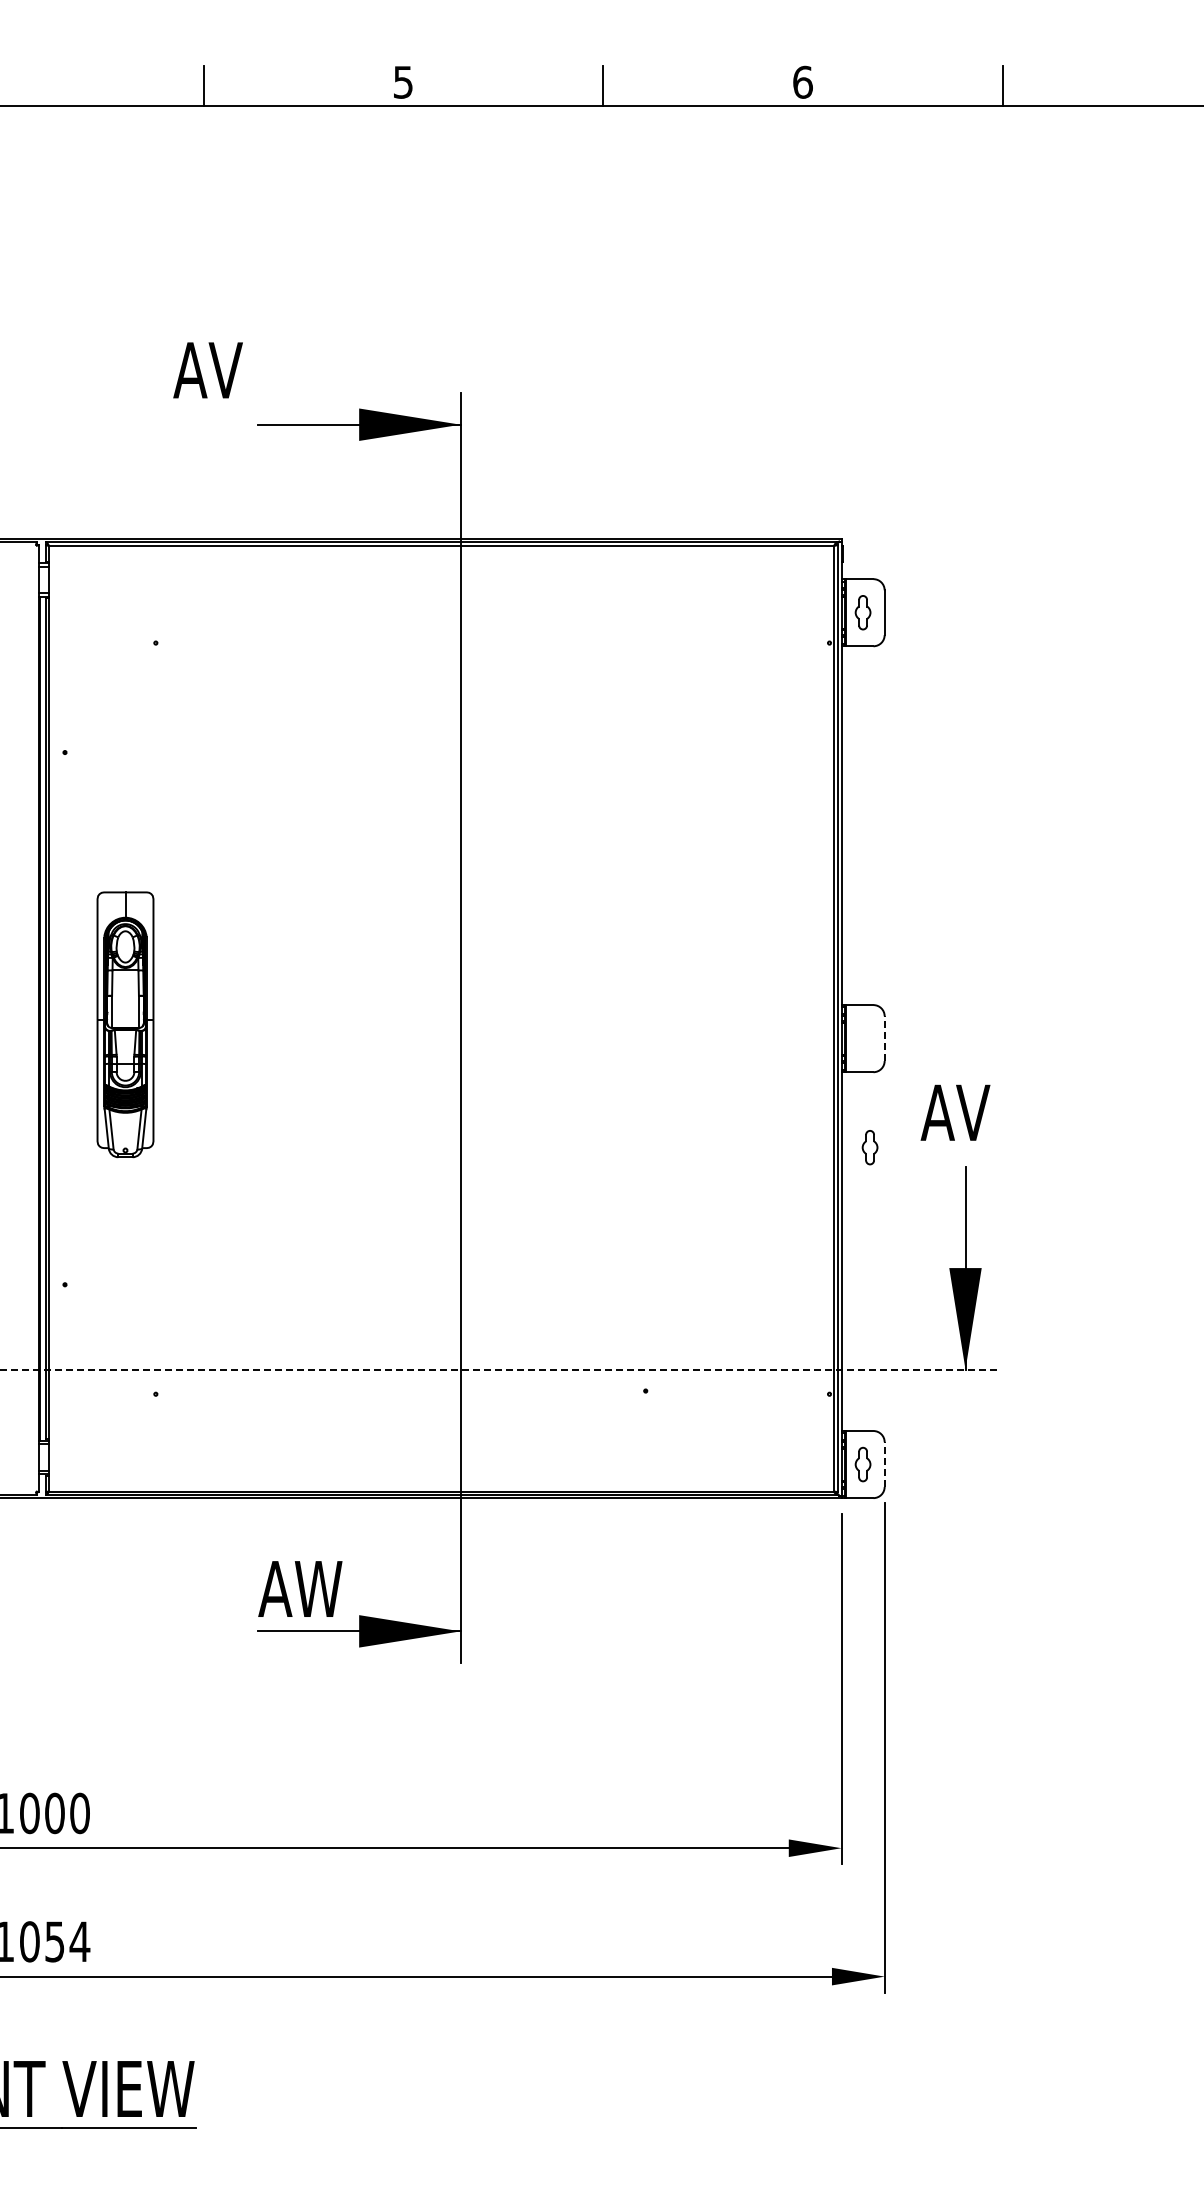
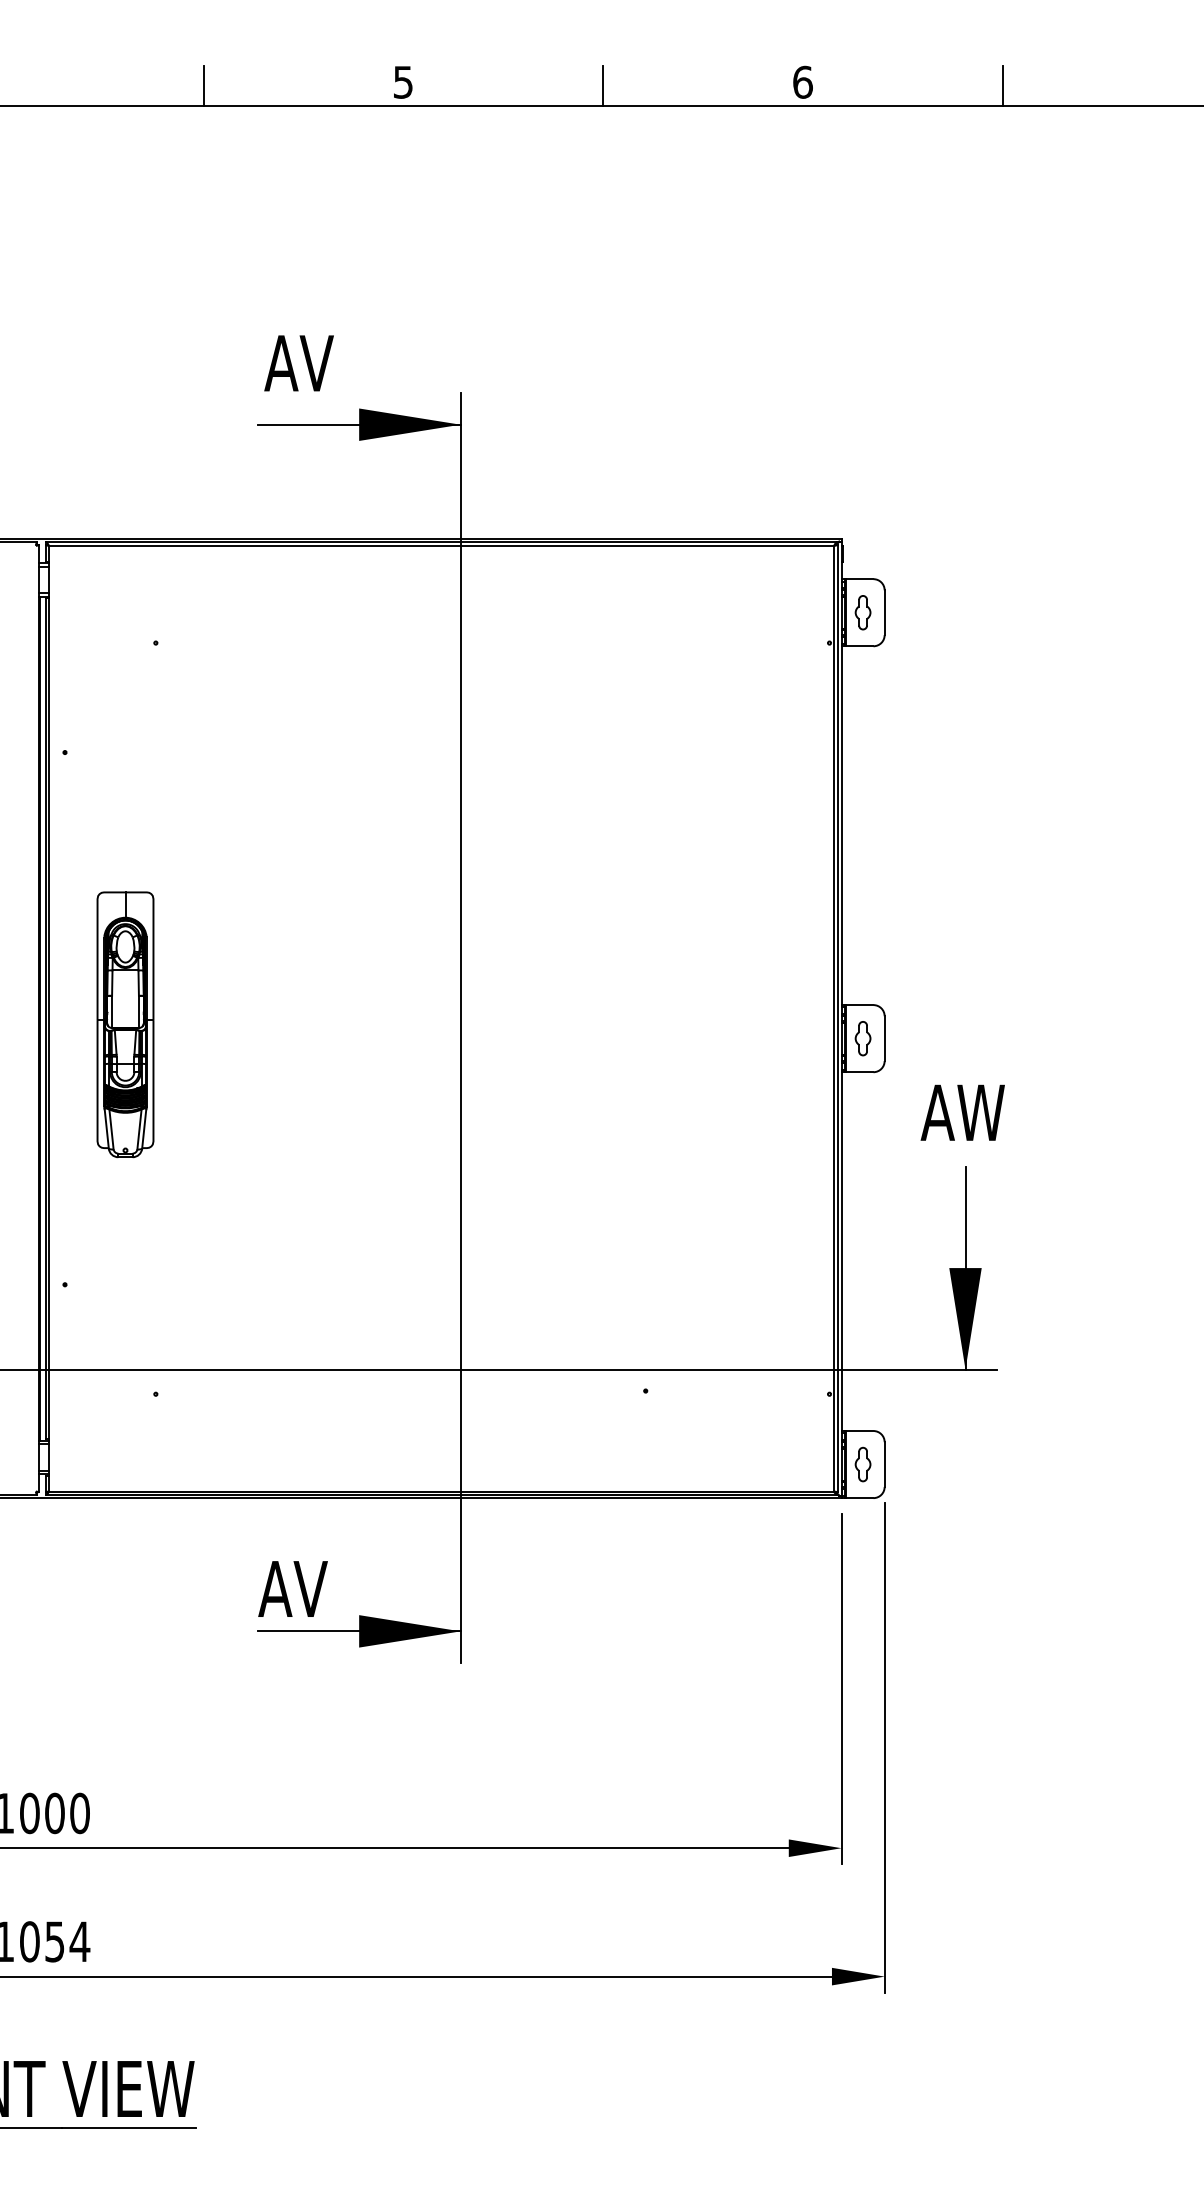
text position: (207, 370) -> (298, 363) (298, 363)
line: dashed -> solid (884, 1038)
text: AV -> AW (980, 1112)
part position: (869, 1147) -> (862, 1038) (862, 1038)
line: dashed -> solid (498, 1369)
line: dashed -> solid (884, 1464)
text: AW -> AV (317, 1588)
